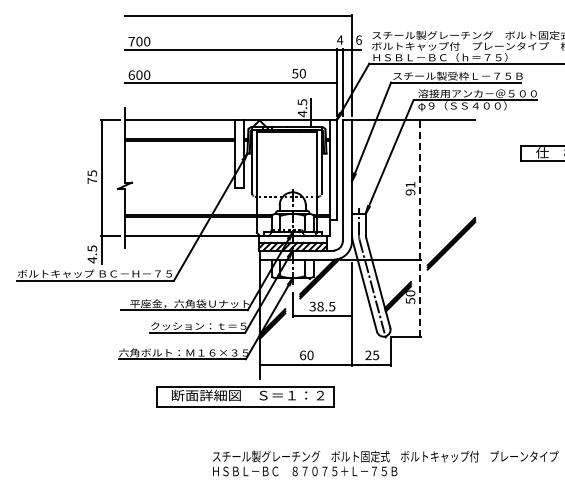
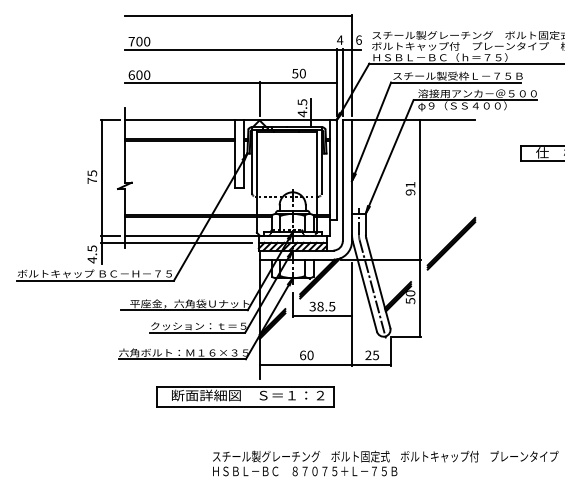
line: none -> present (259, 98)
line: dashed -> solid (420, 228)
line: none -> present (175, 242)
